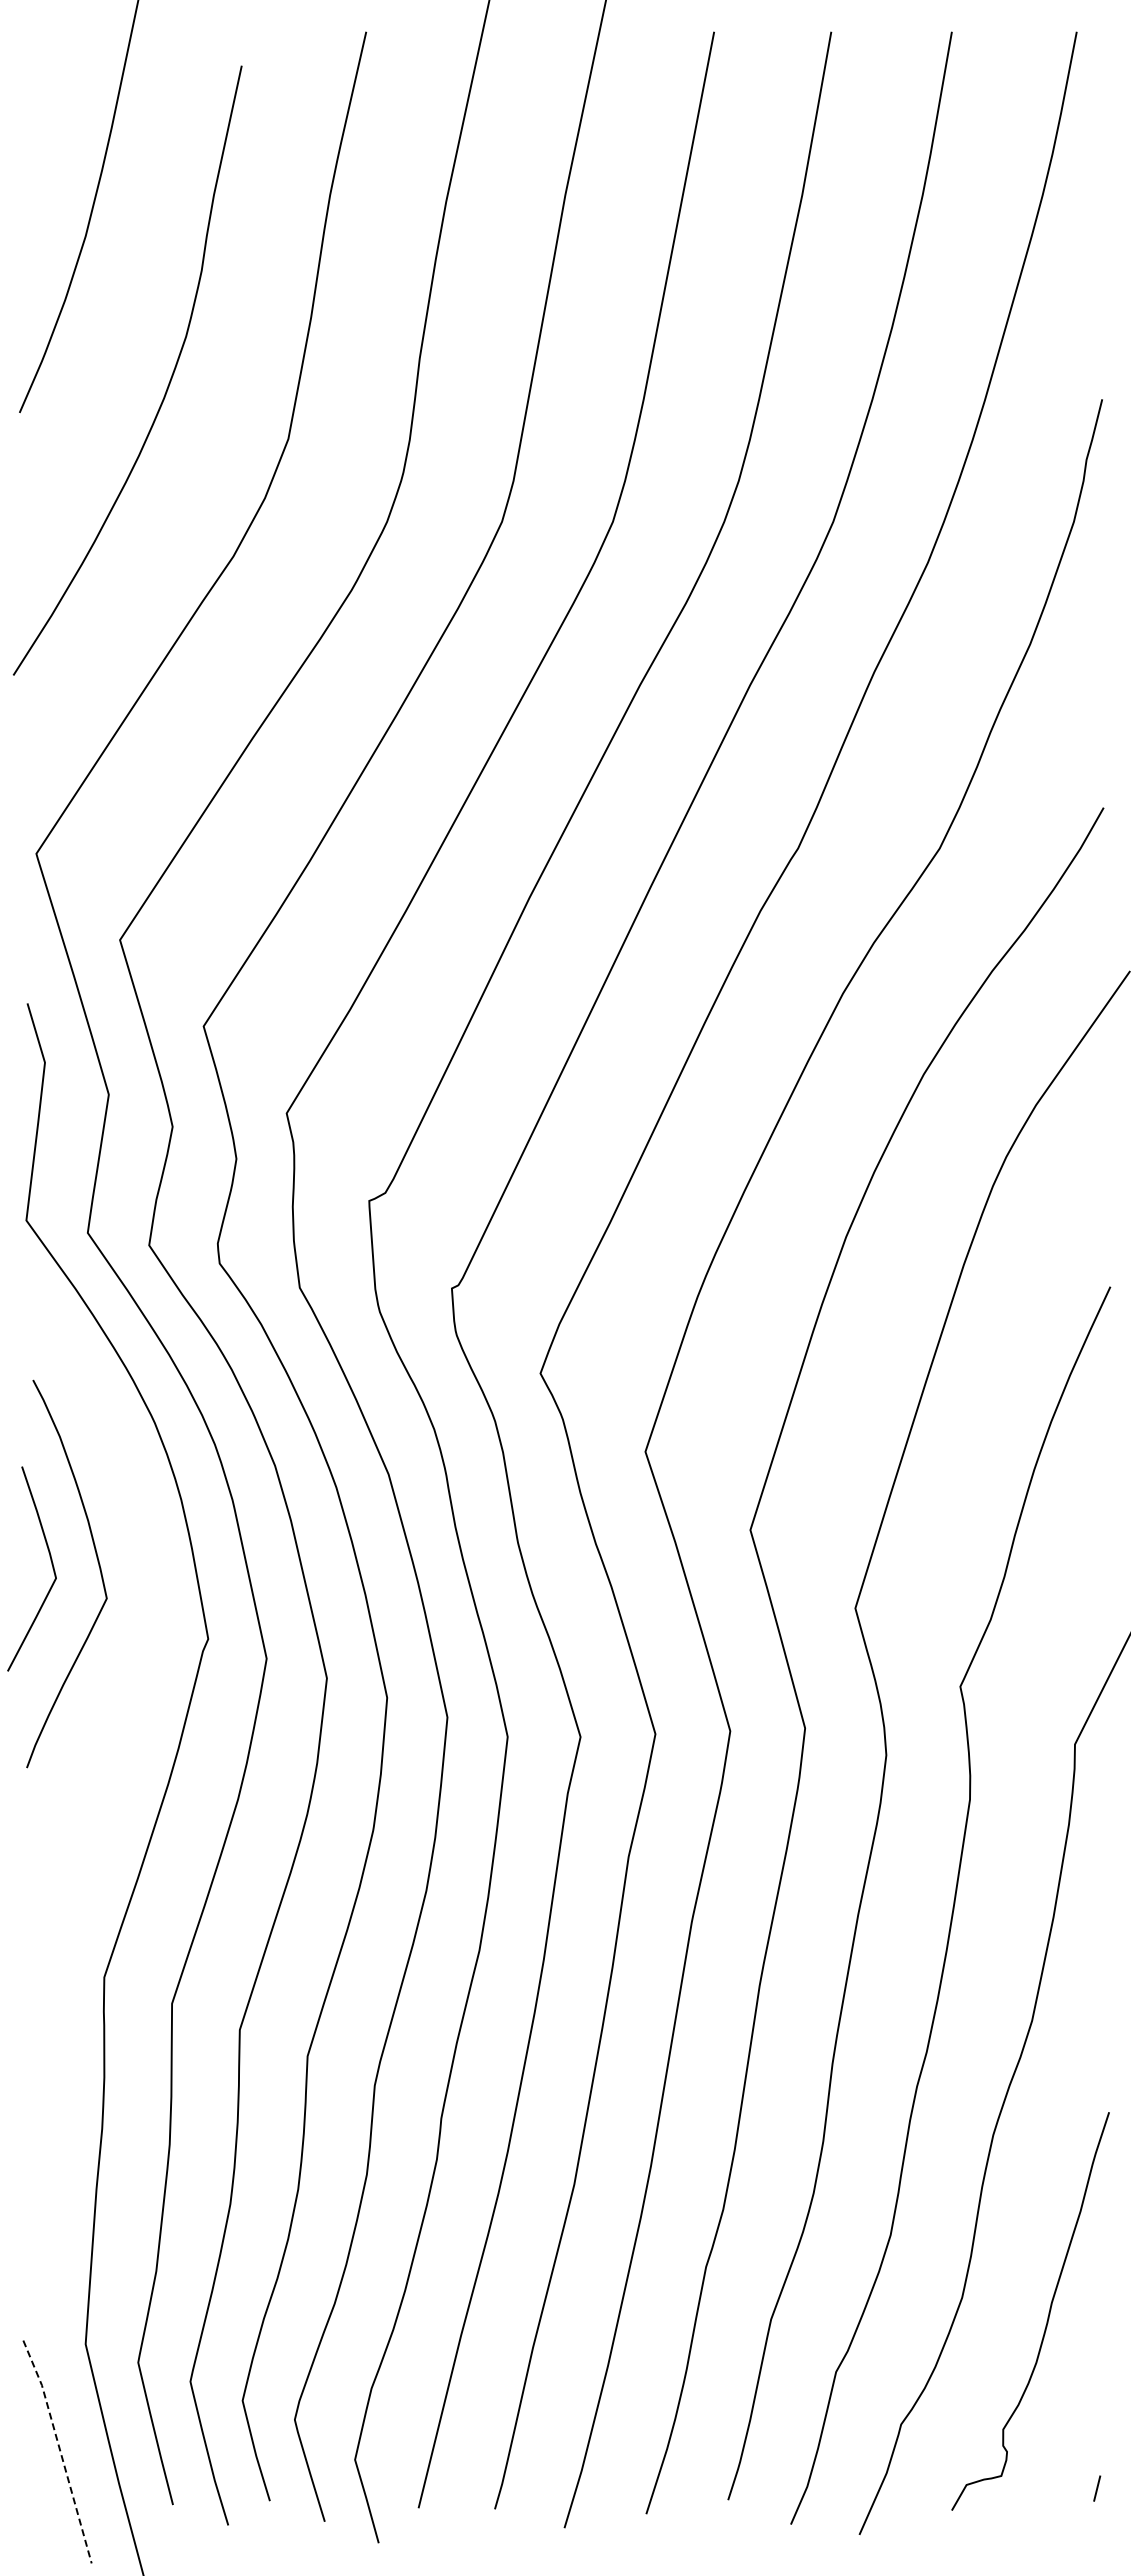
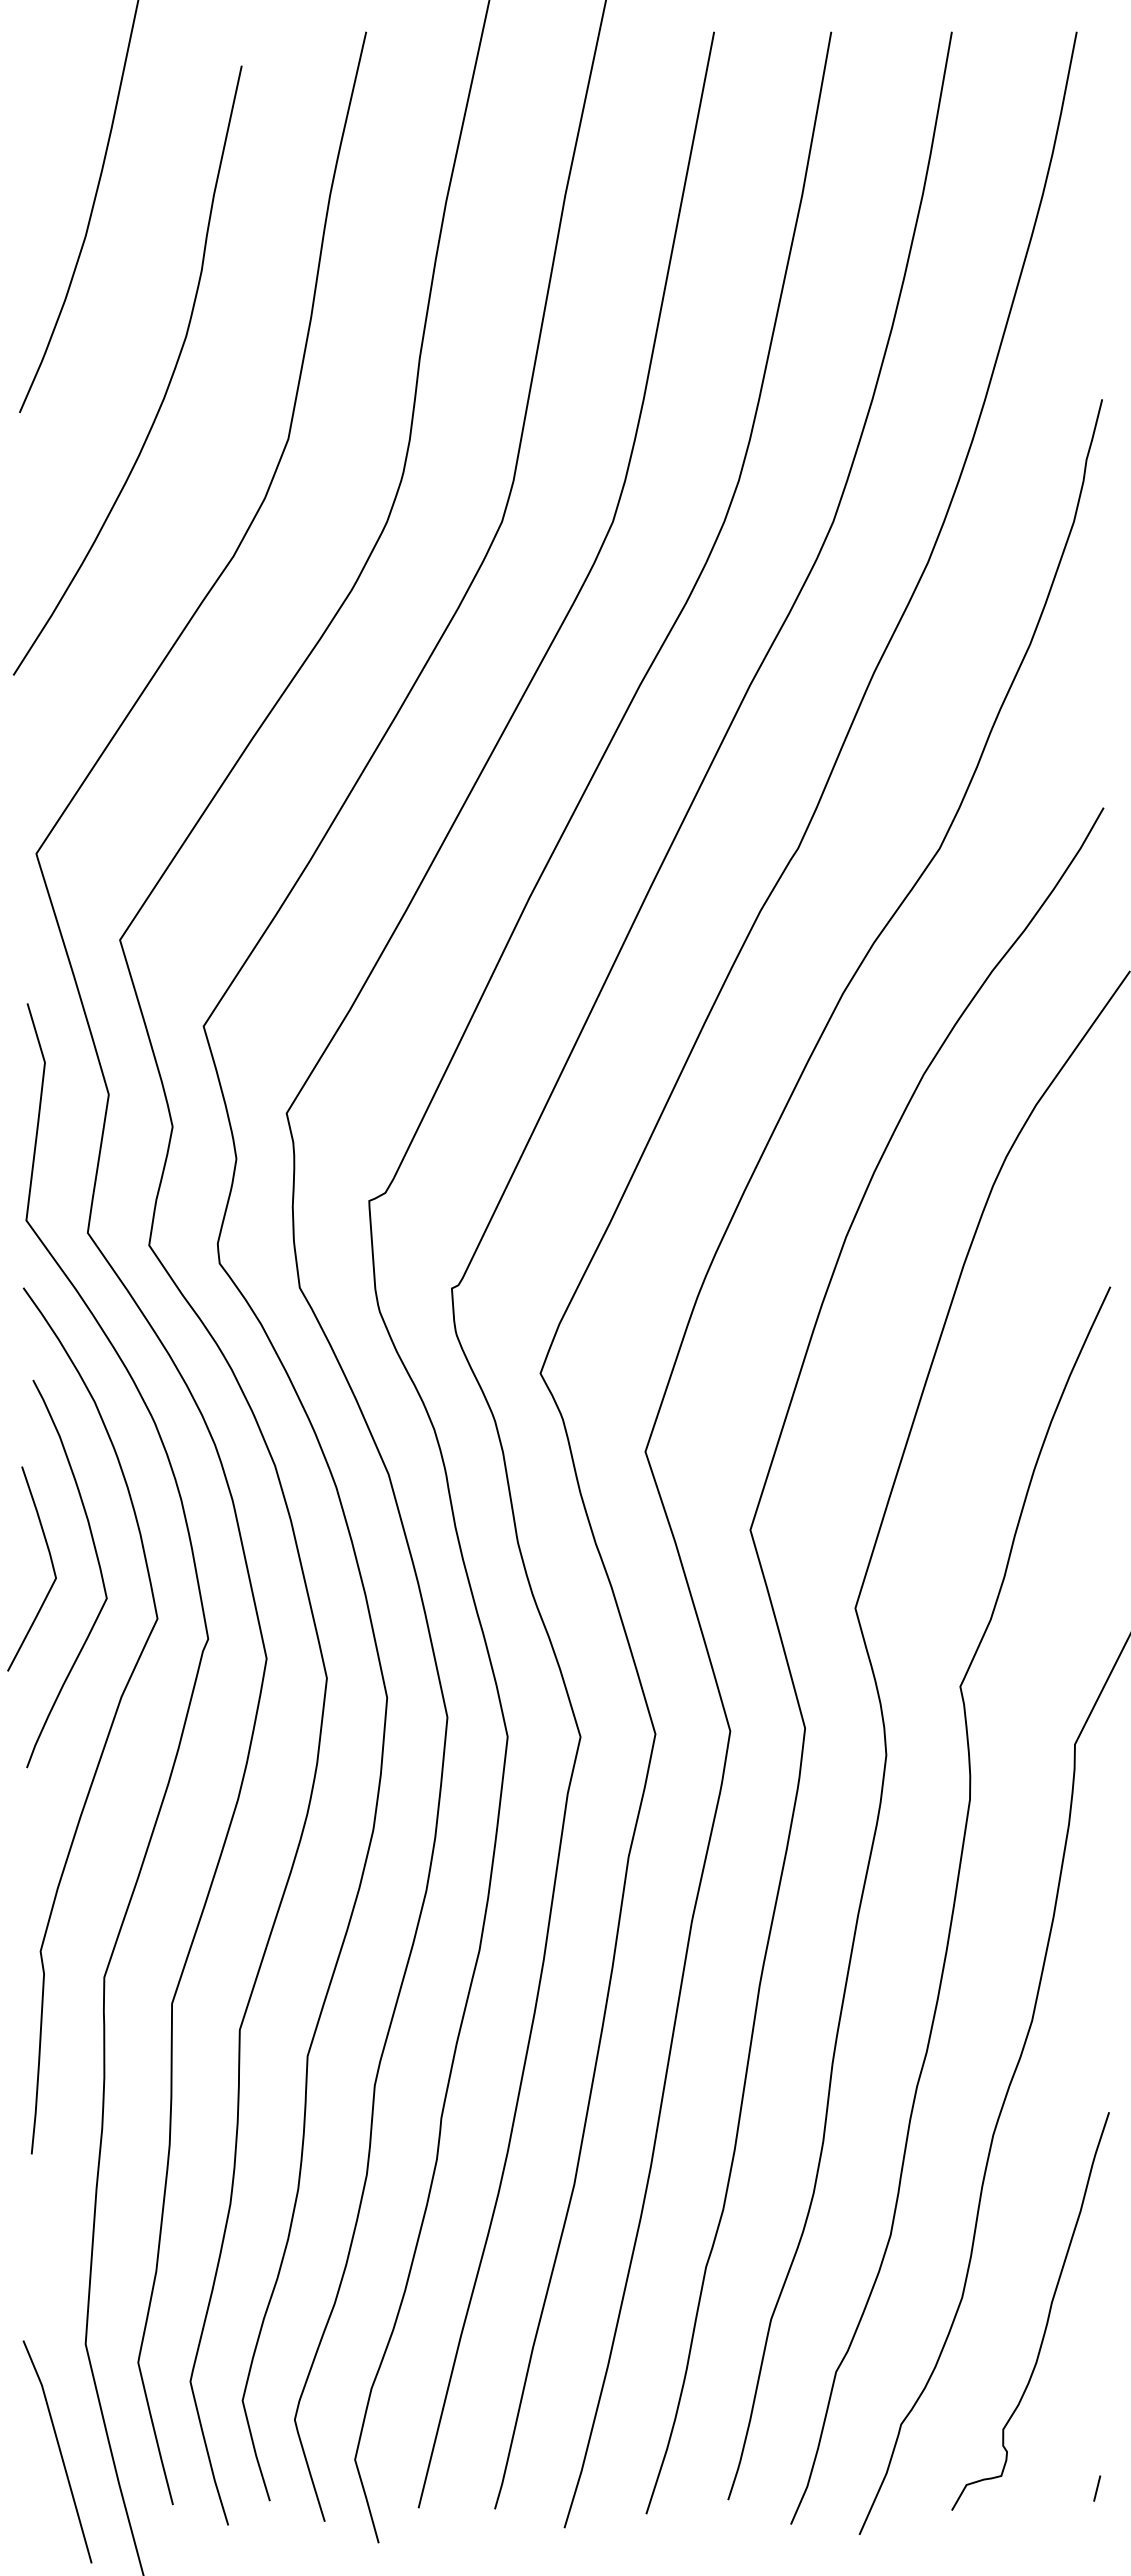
curve: none -> present (110, 1725)
line: dashed -> solid (60, 2450)
